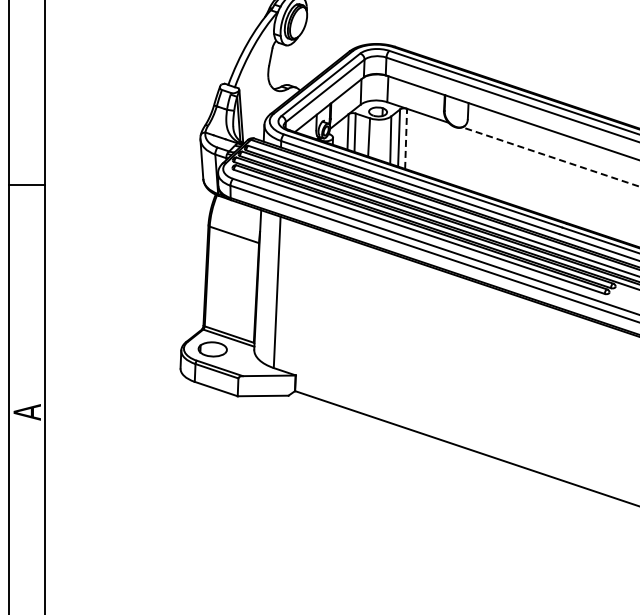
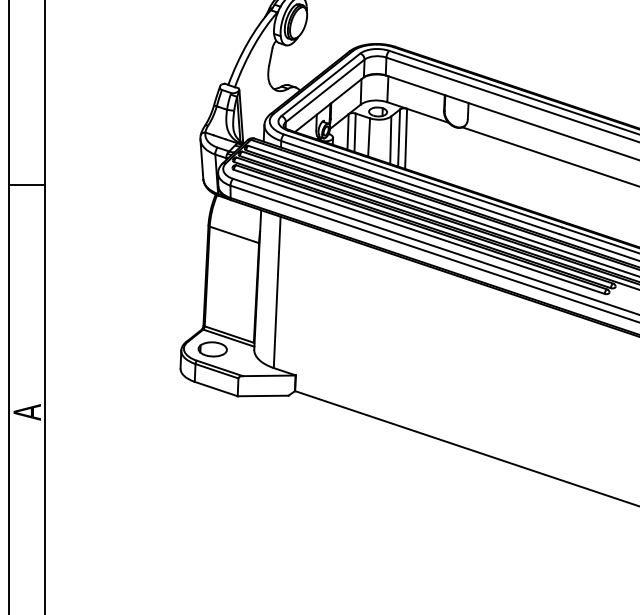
line: dashed -> solid (406, 138)
line: dashed -> solid (550, 156)
